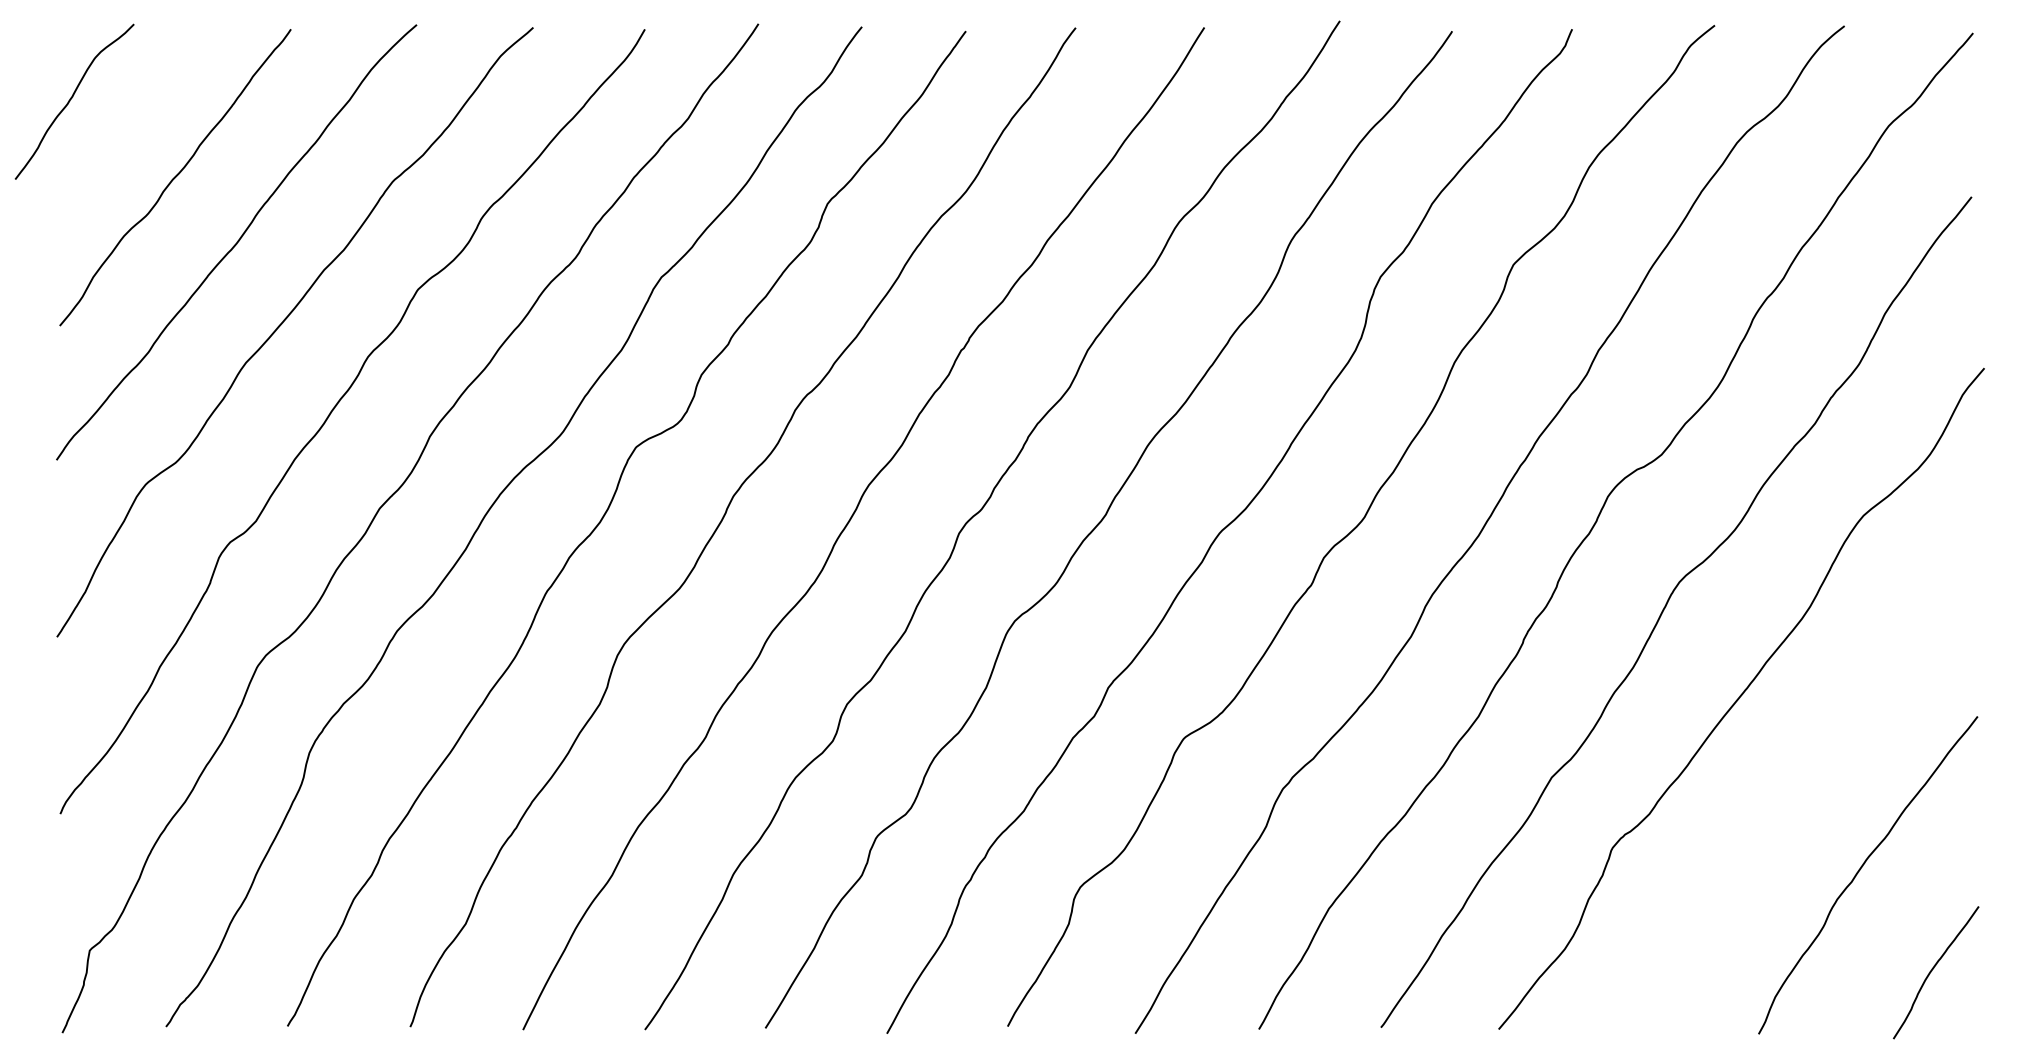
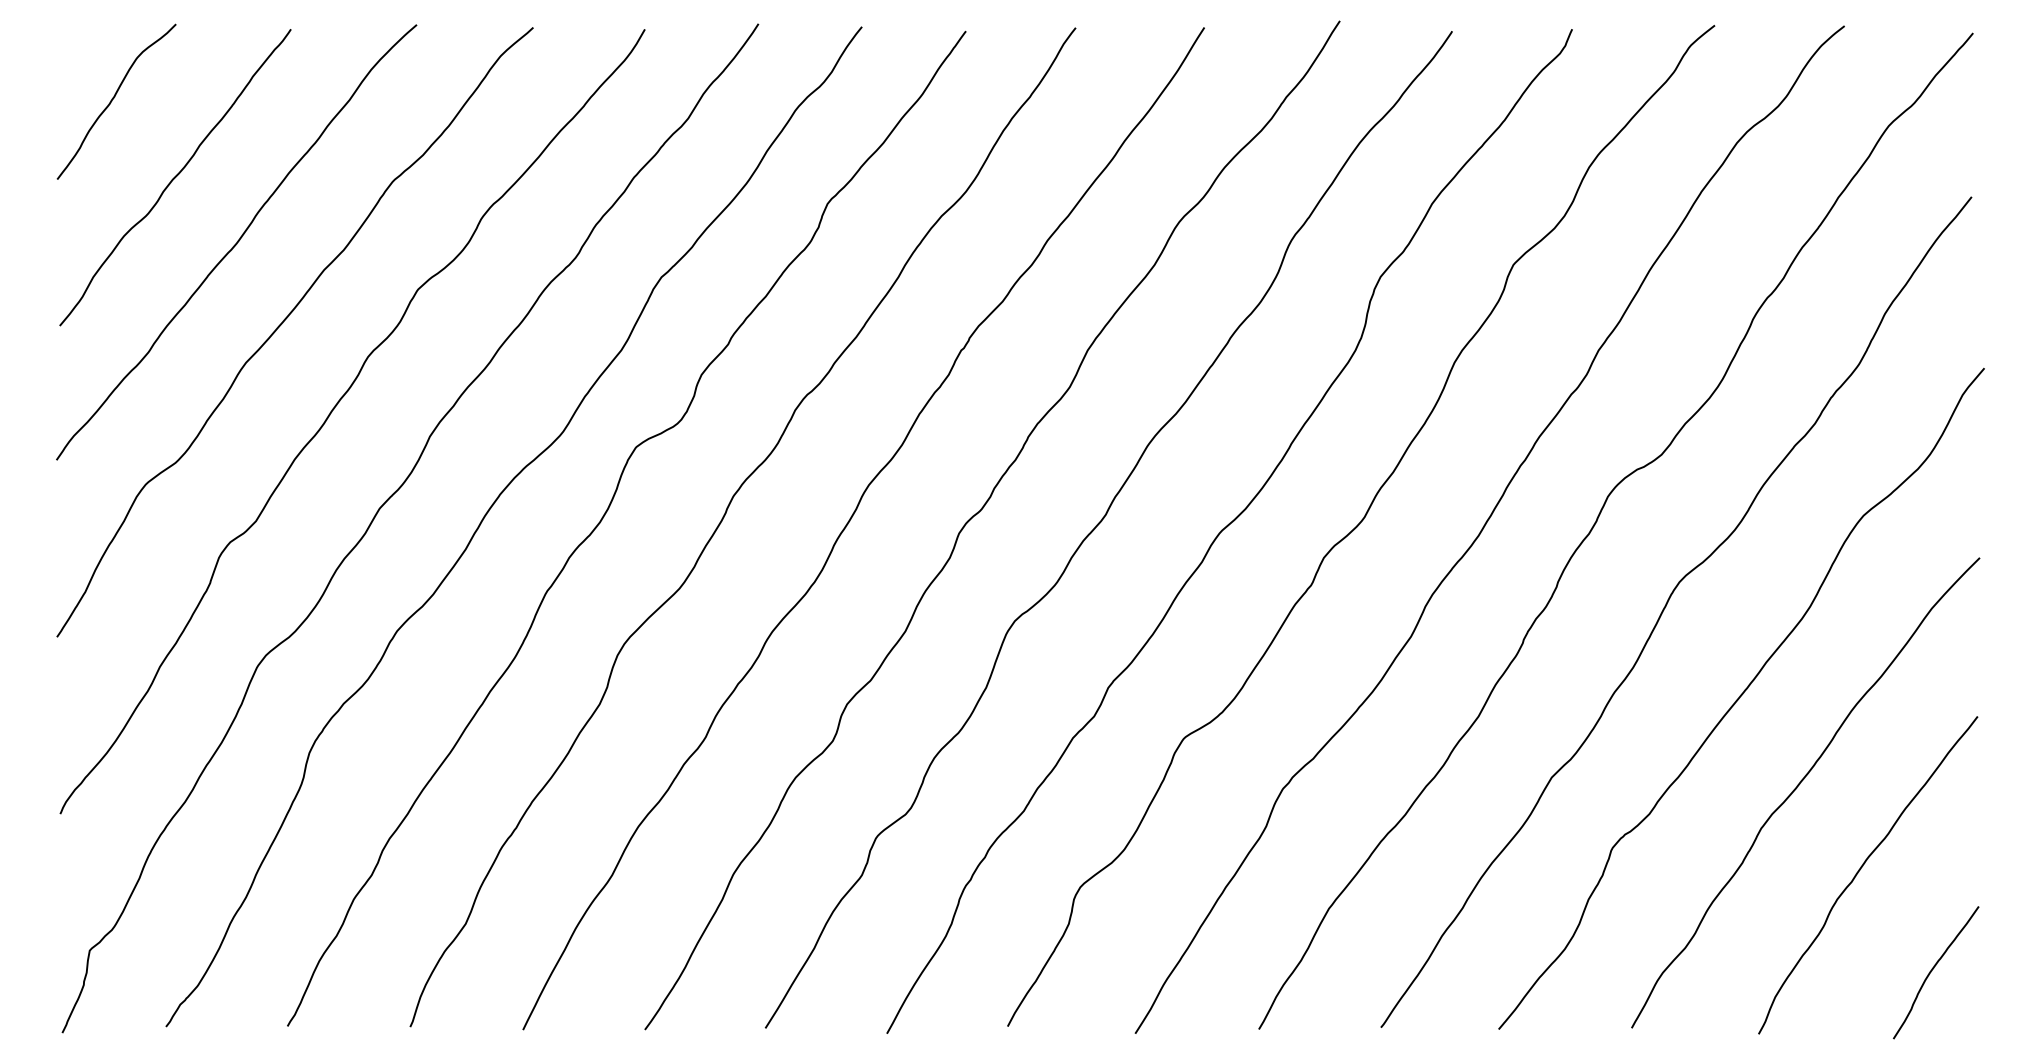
curve position: (72, 98) -> (114, 98) (114, 98)
curve: none -> present (1797, 788)
